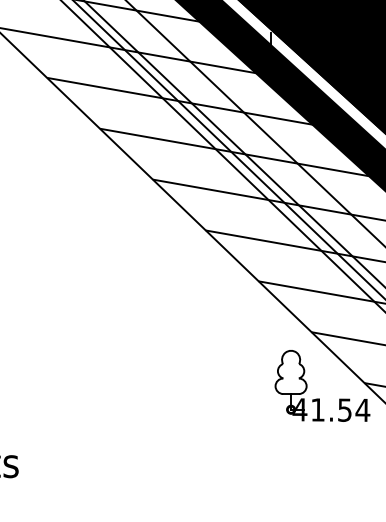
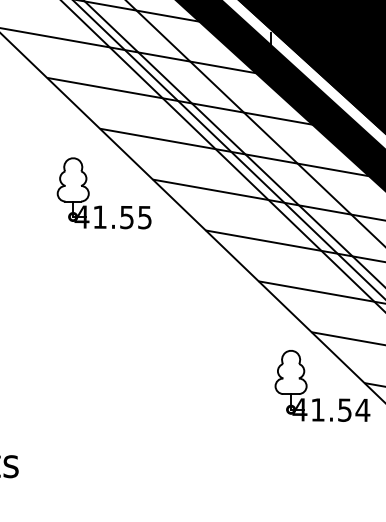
part: none -> present (101, 205)
